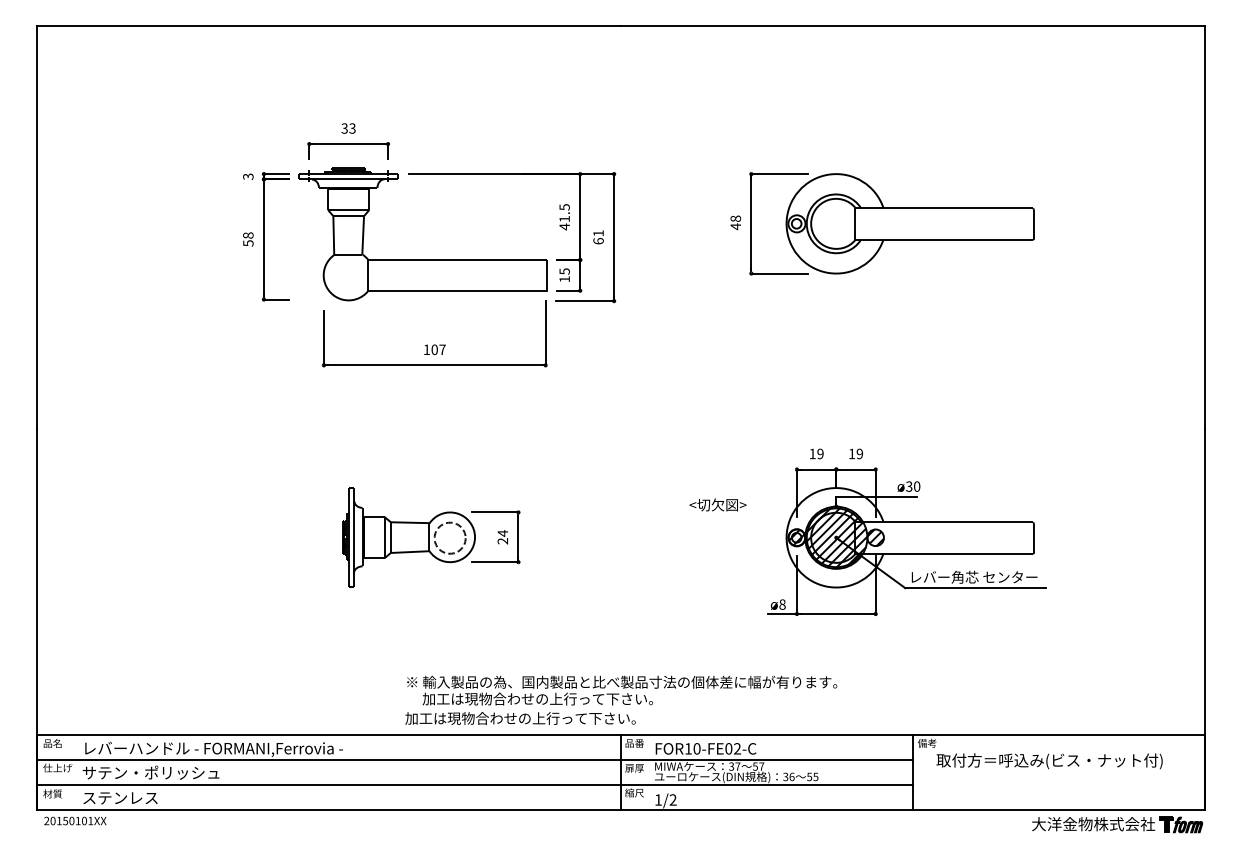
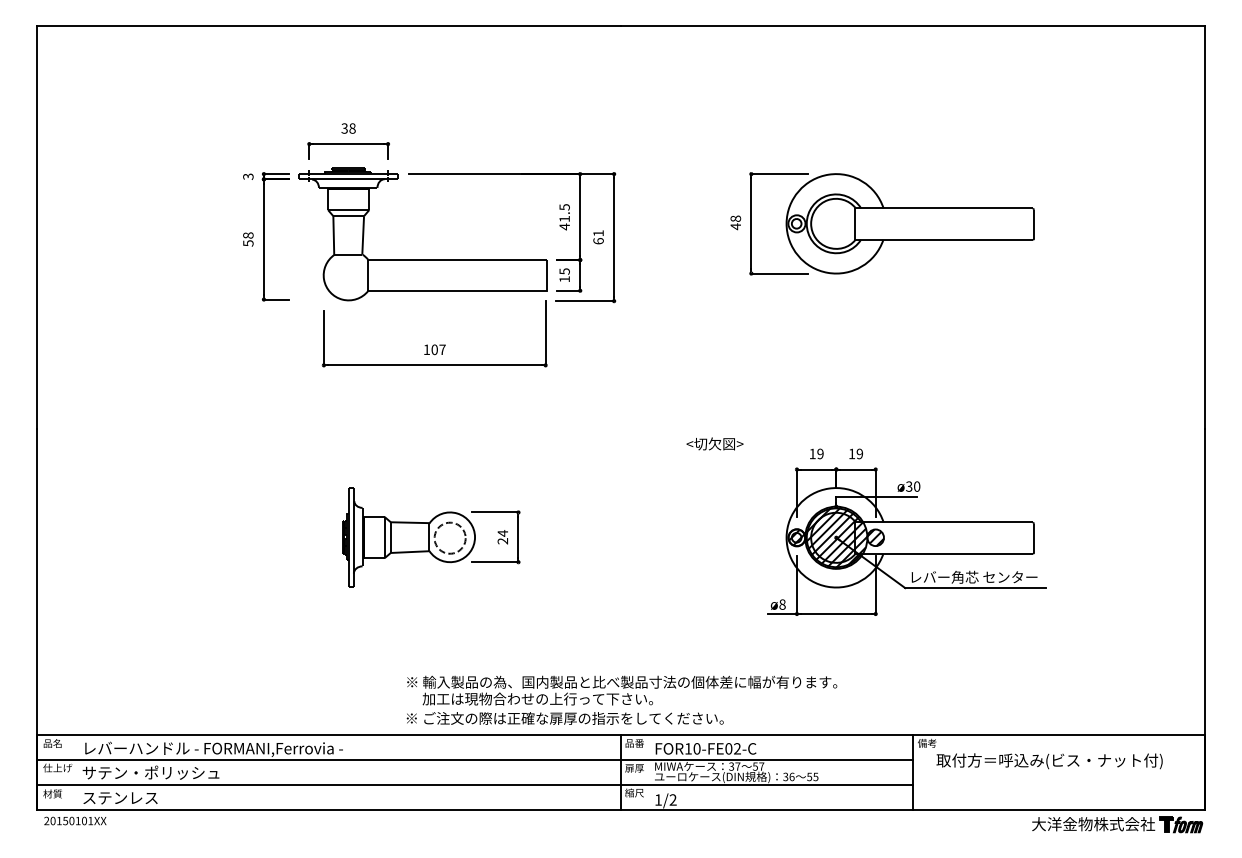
text: 33 -> 38 (352, 128)
text position: (717, 504) -> (714, 443) (714, 443)
text: 加工は現物合わせの上行って下さい。 -> ※ ご注文の際は正確な扉厚の指示をしてください。 (564, 718)
